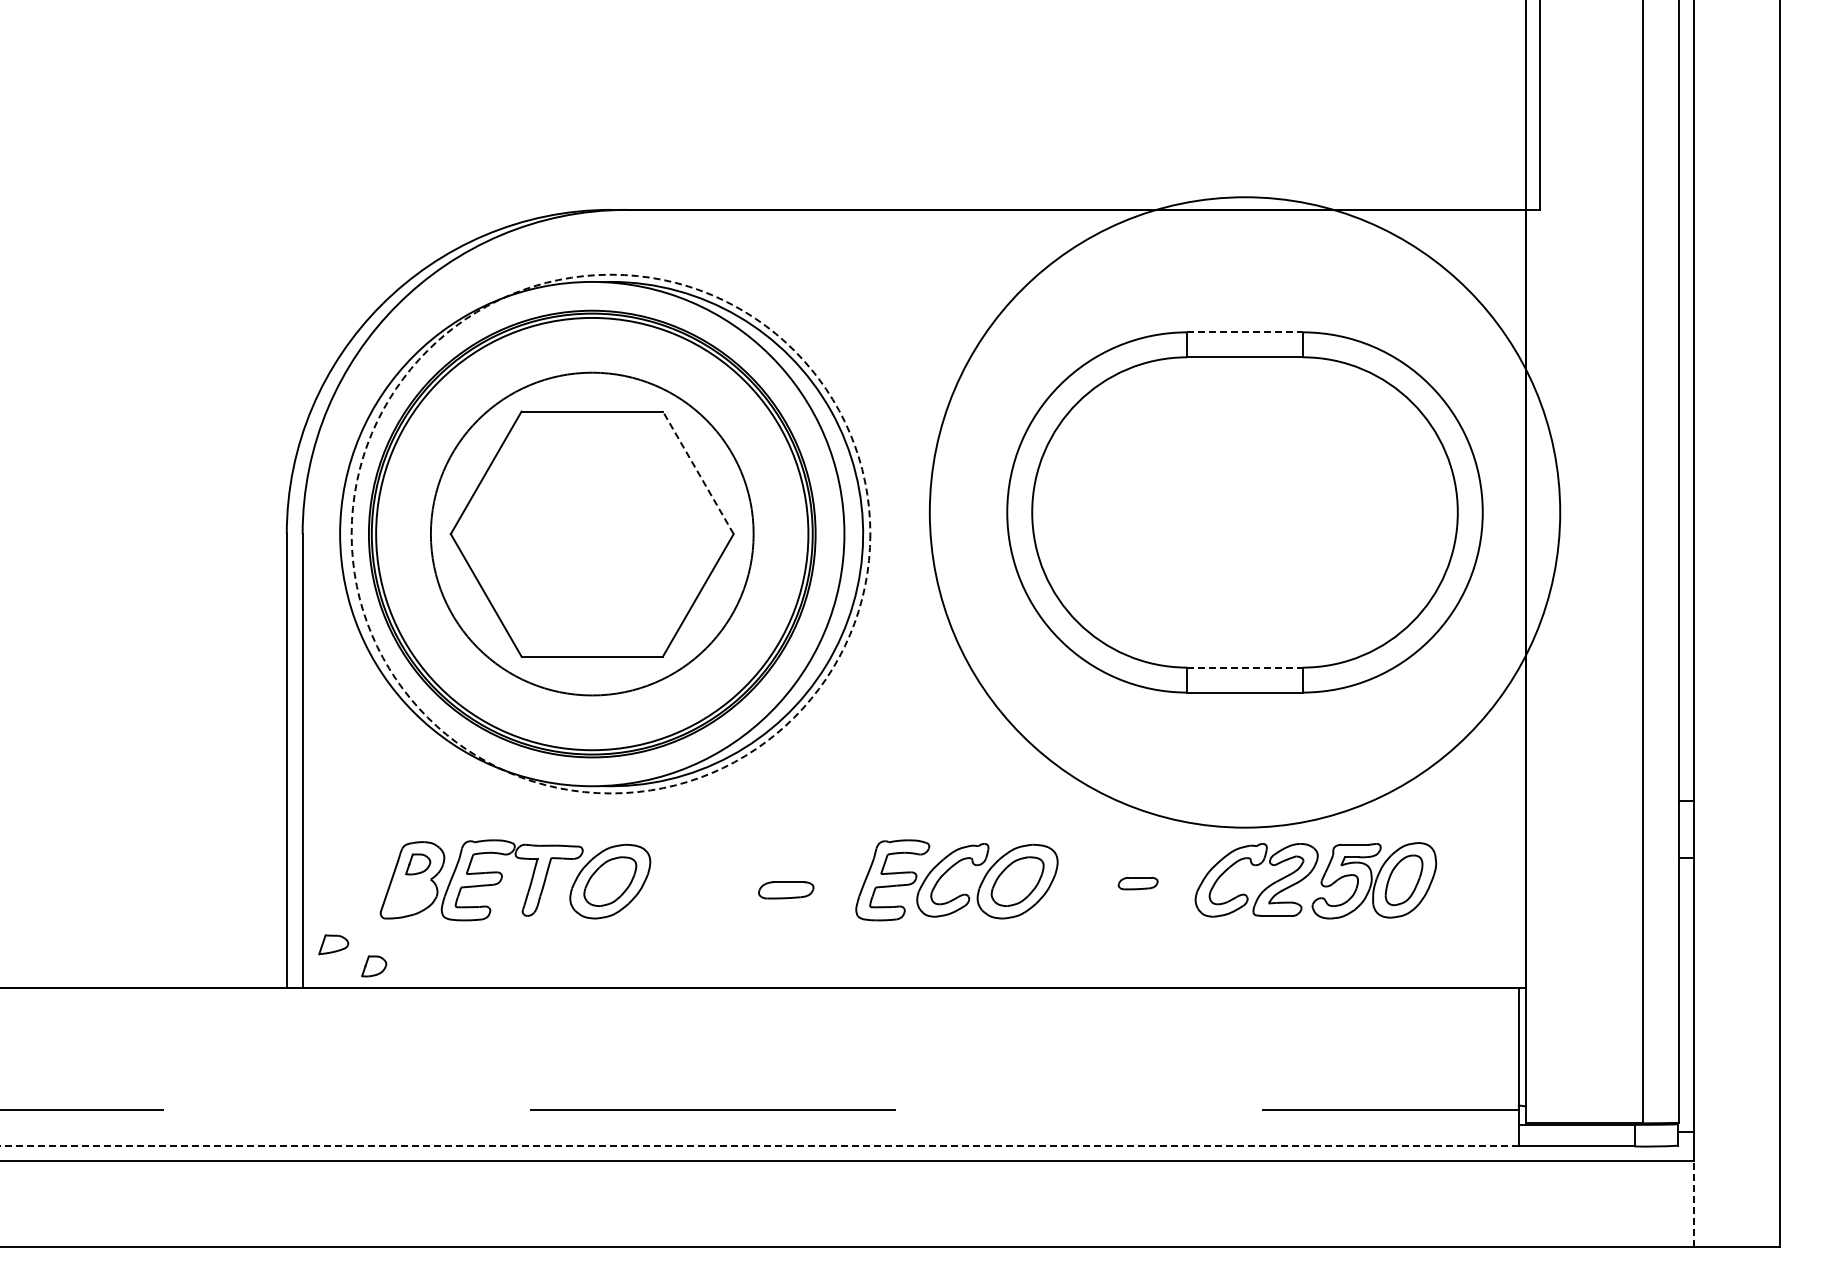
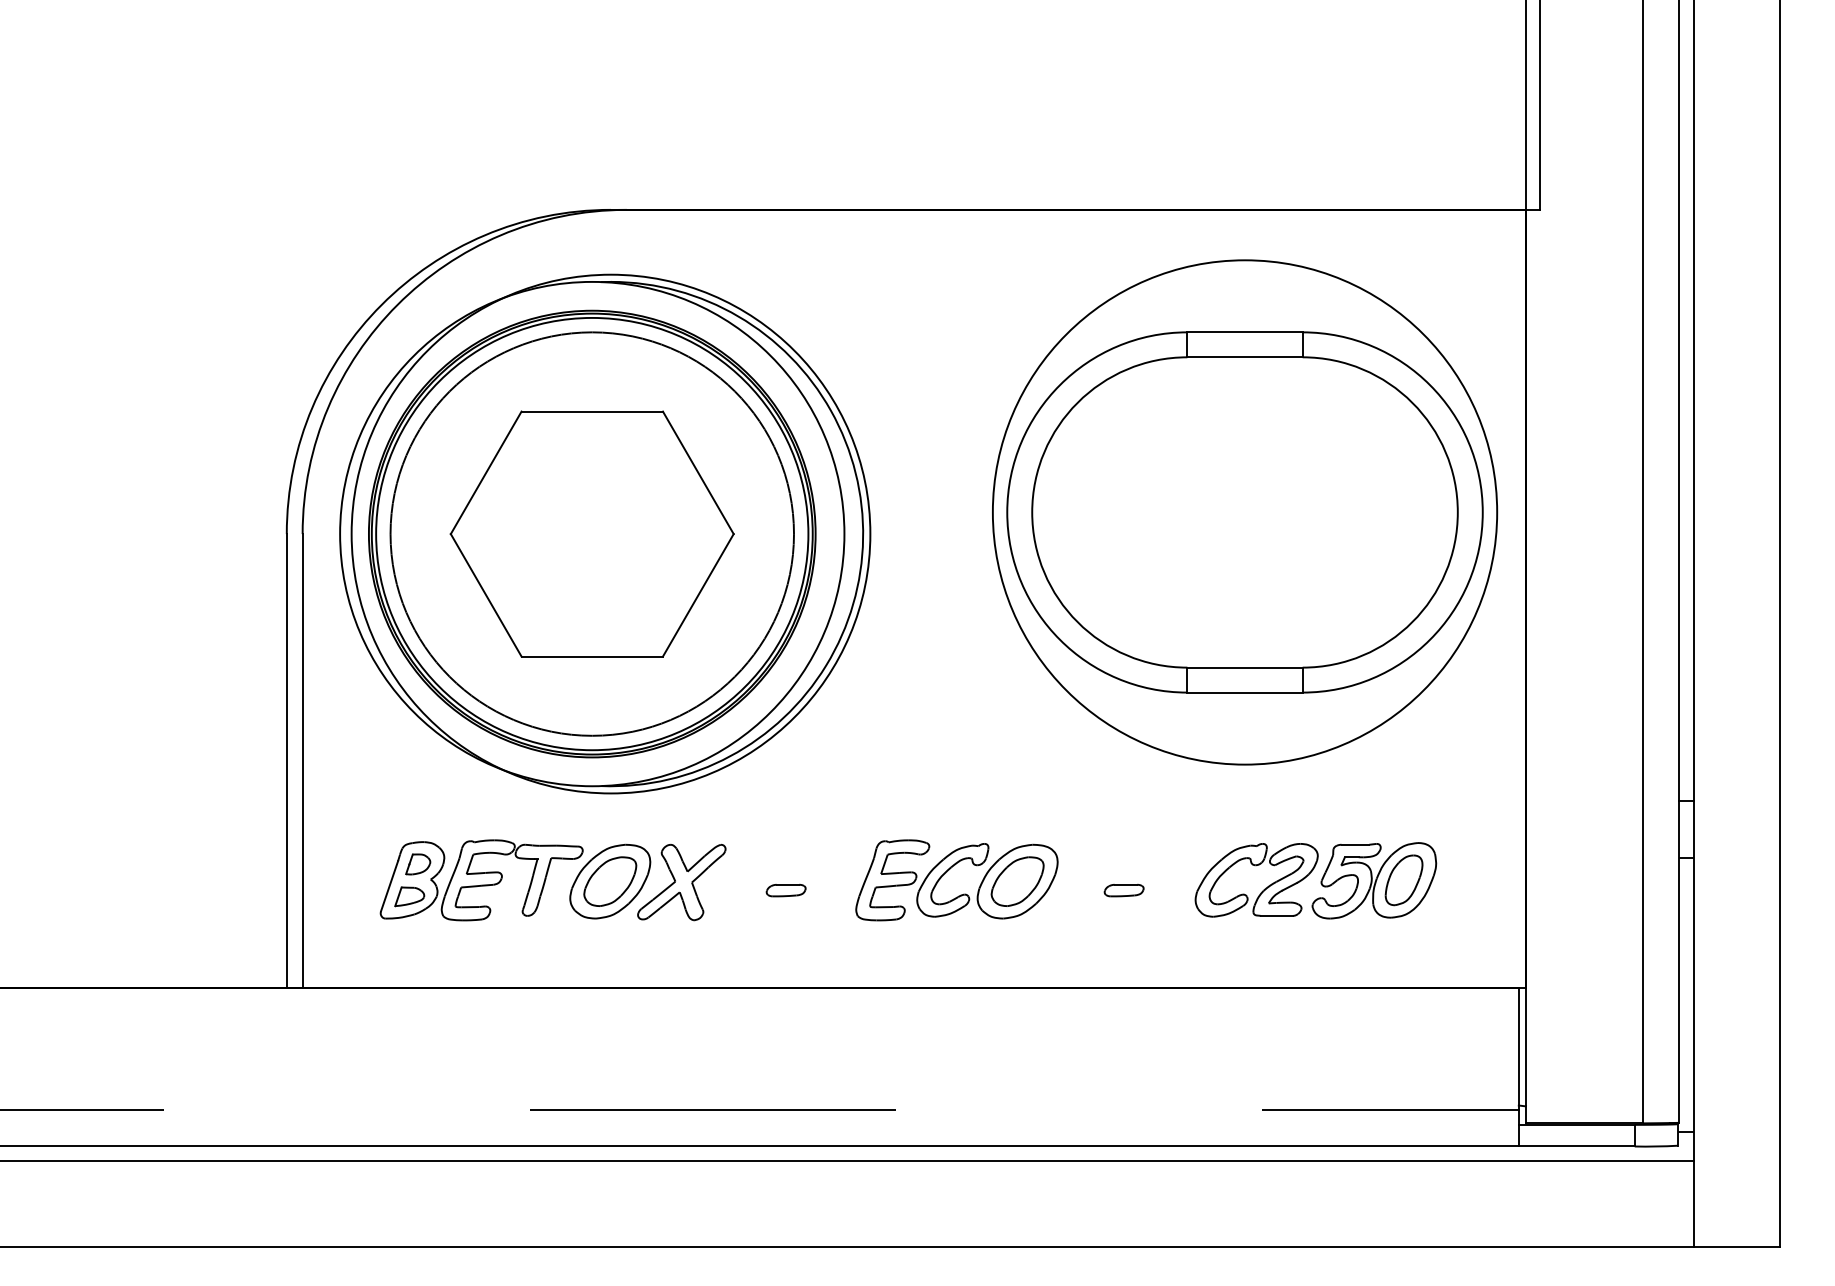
line: dashed -> solid (1245, 332)
line: dashed -> solid (698, 472)
circle diameter: 630 px -> 504 px (1244, 512)
circle diameter: 323 px -> 403 px (592, 533)
circle: dashed -> solid (610, 533)
line: dashed -> solid (1245, 667)
part: none -> present (681, 882)
part position: (1137, 883) -> (1123, 890) (1123, 890)
part size: 57x19 px -> 42x14 px (785, 890)
part position: (333, 944) -> (409, 896) (409, 896)
part: present -> none (374, 966)
line: dashed -> solid (758, 1145)
line: dashed -> solid (1693, 1203)
